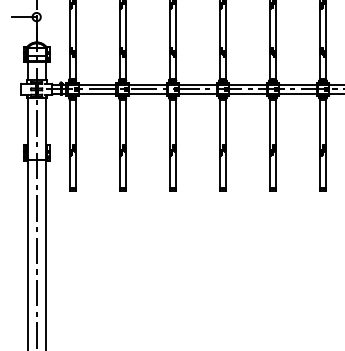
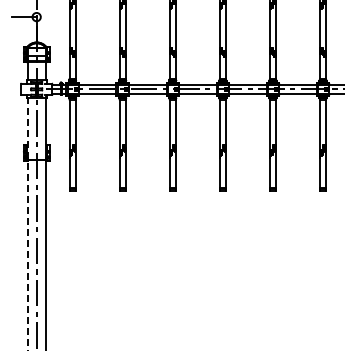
line: solid -> dashed (27, 223)
